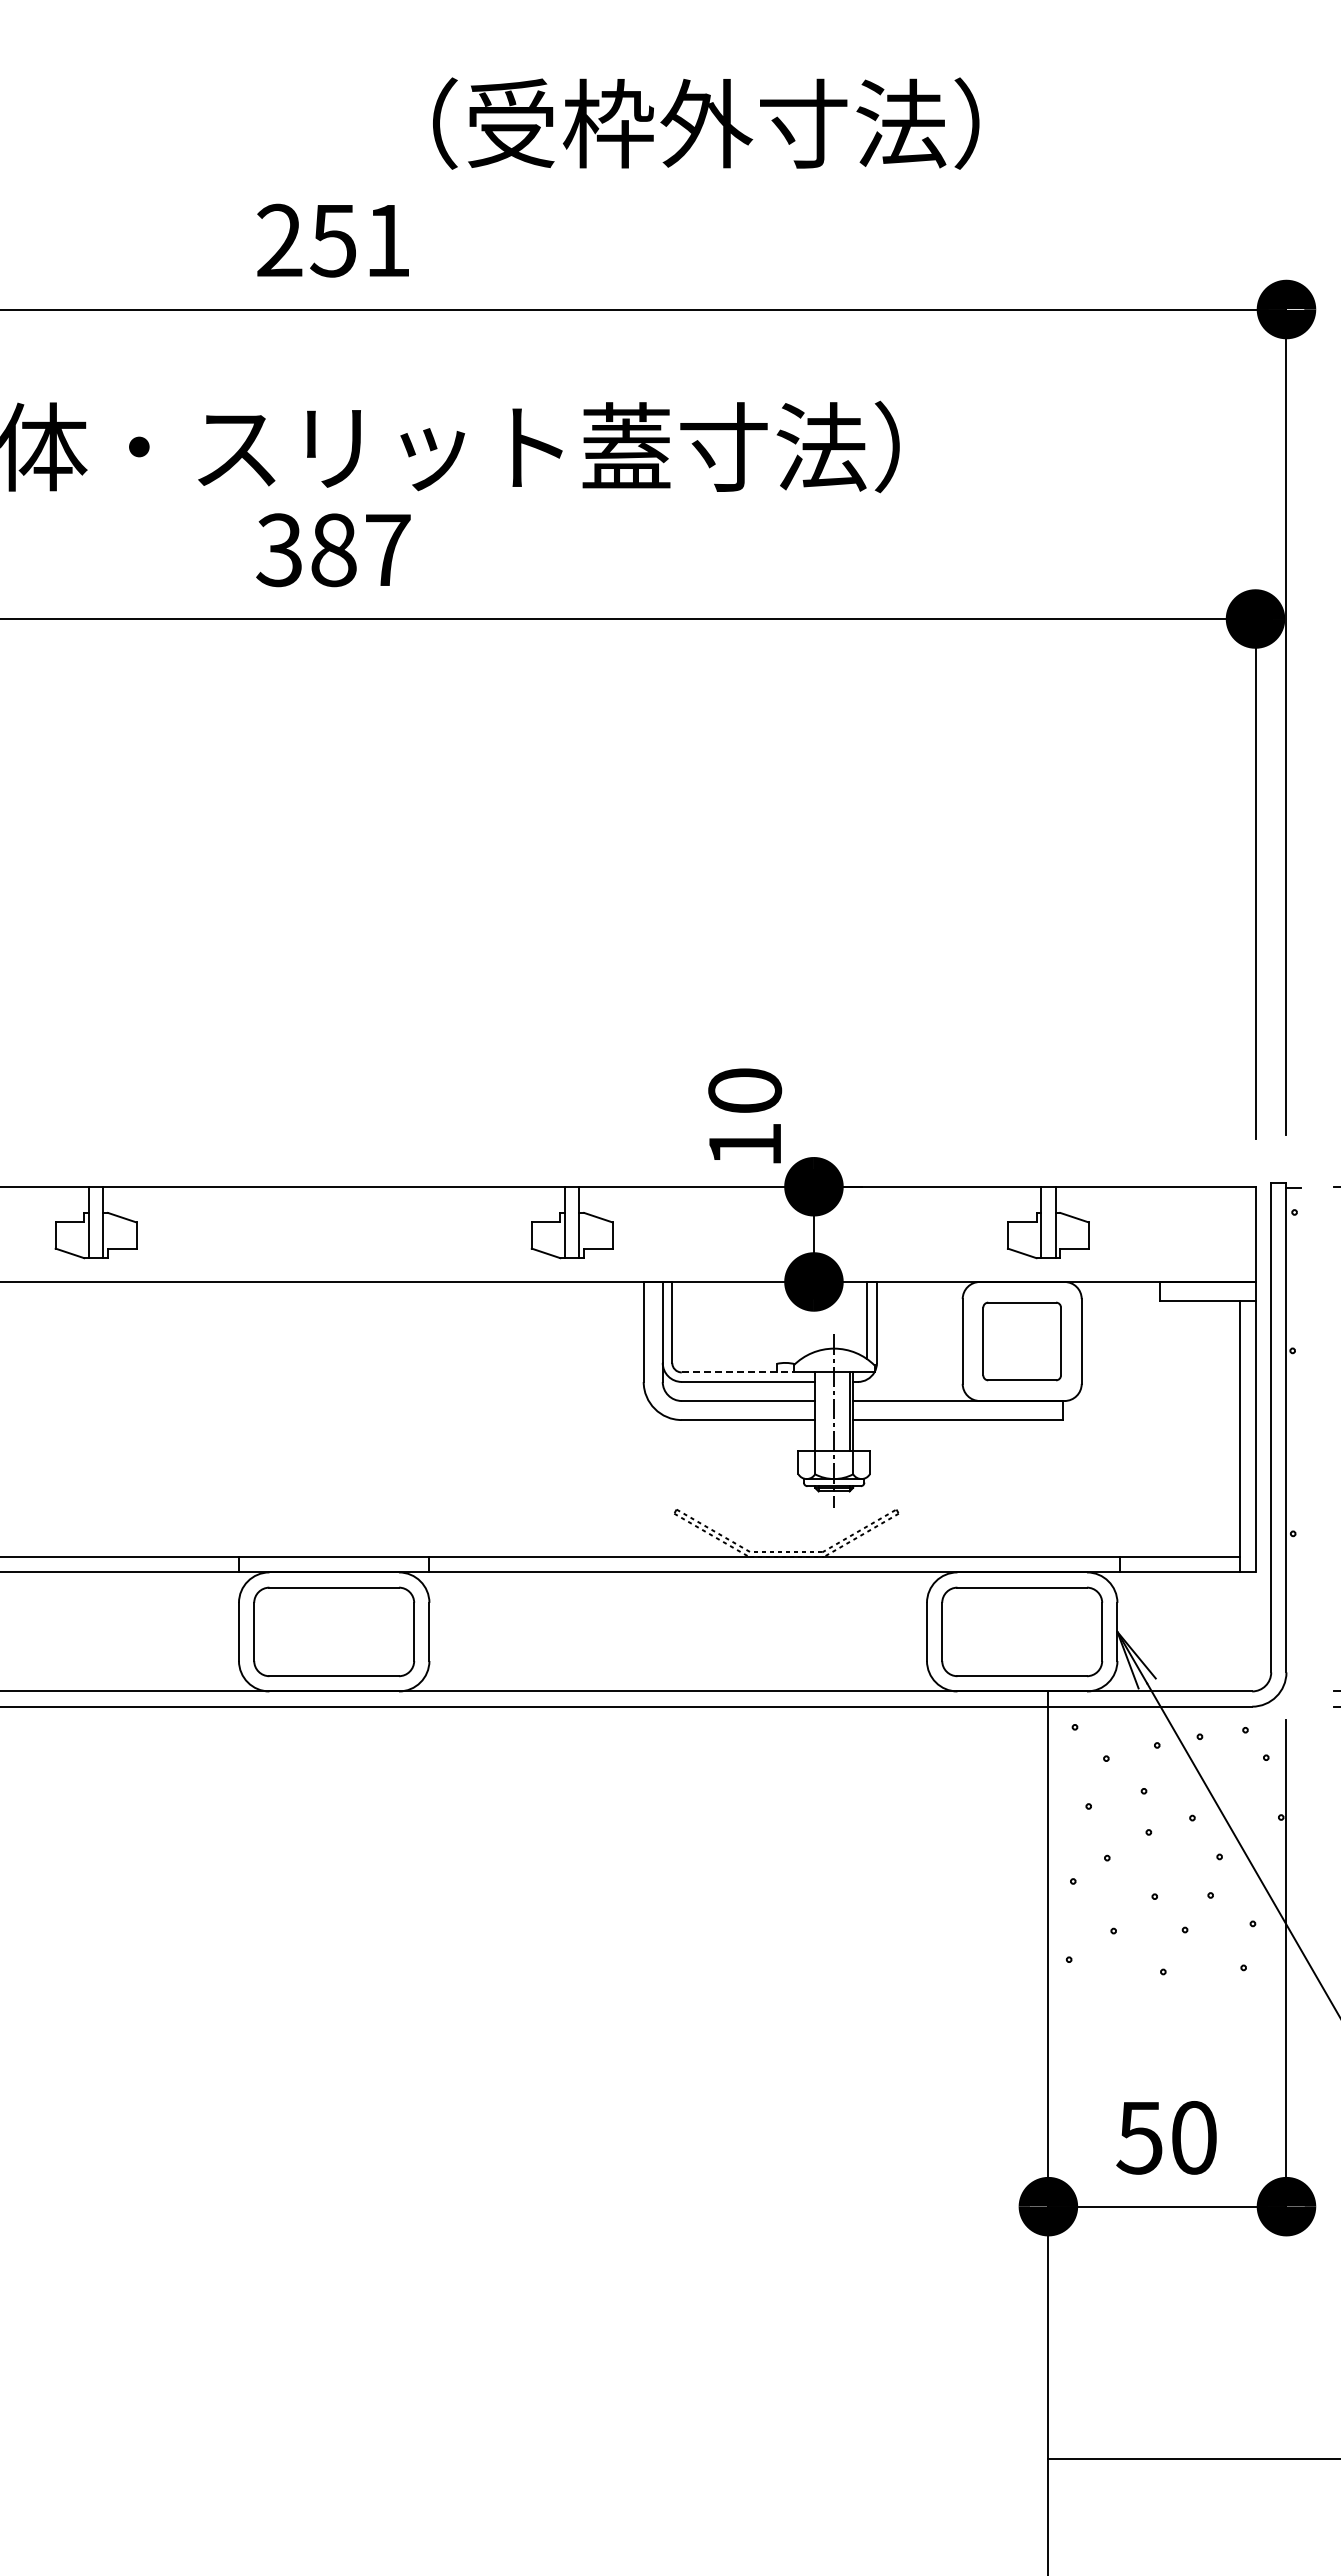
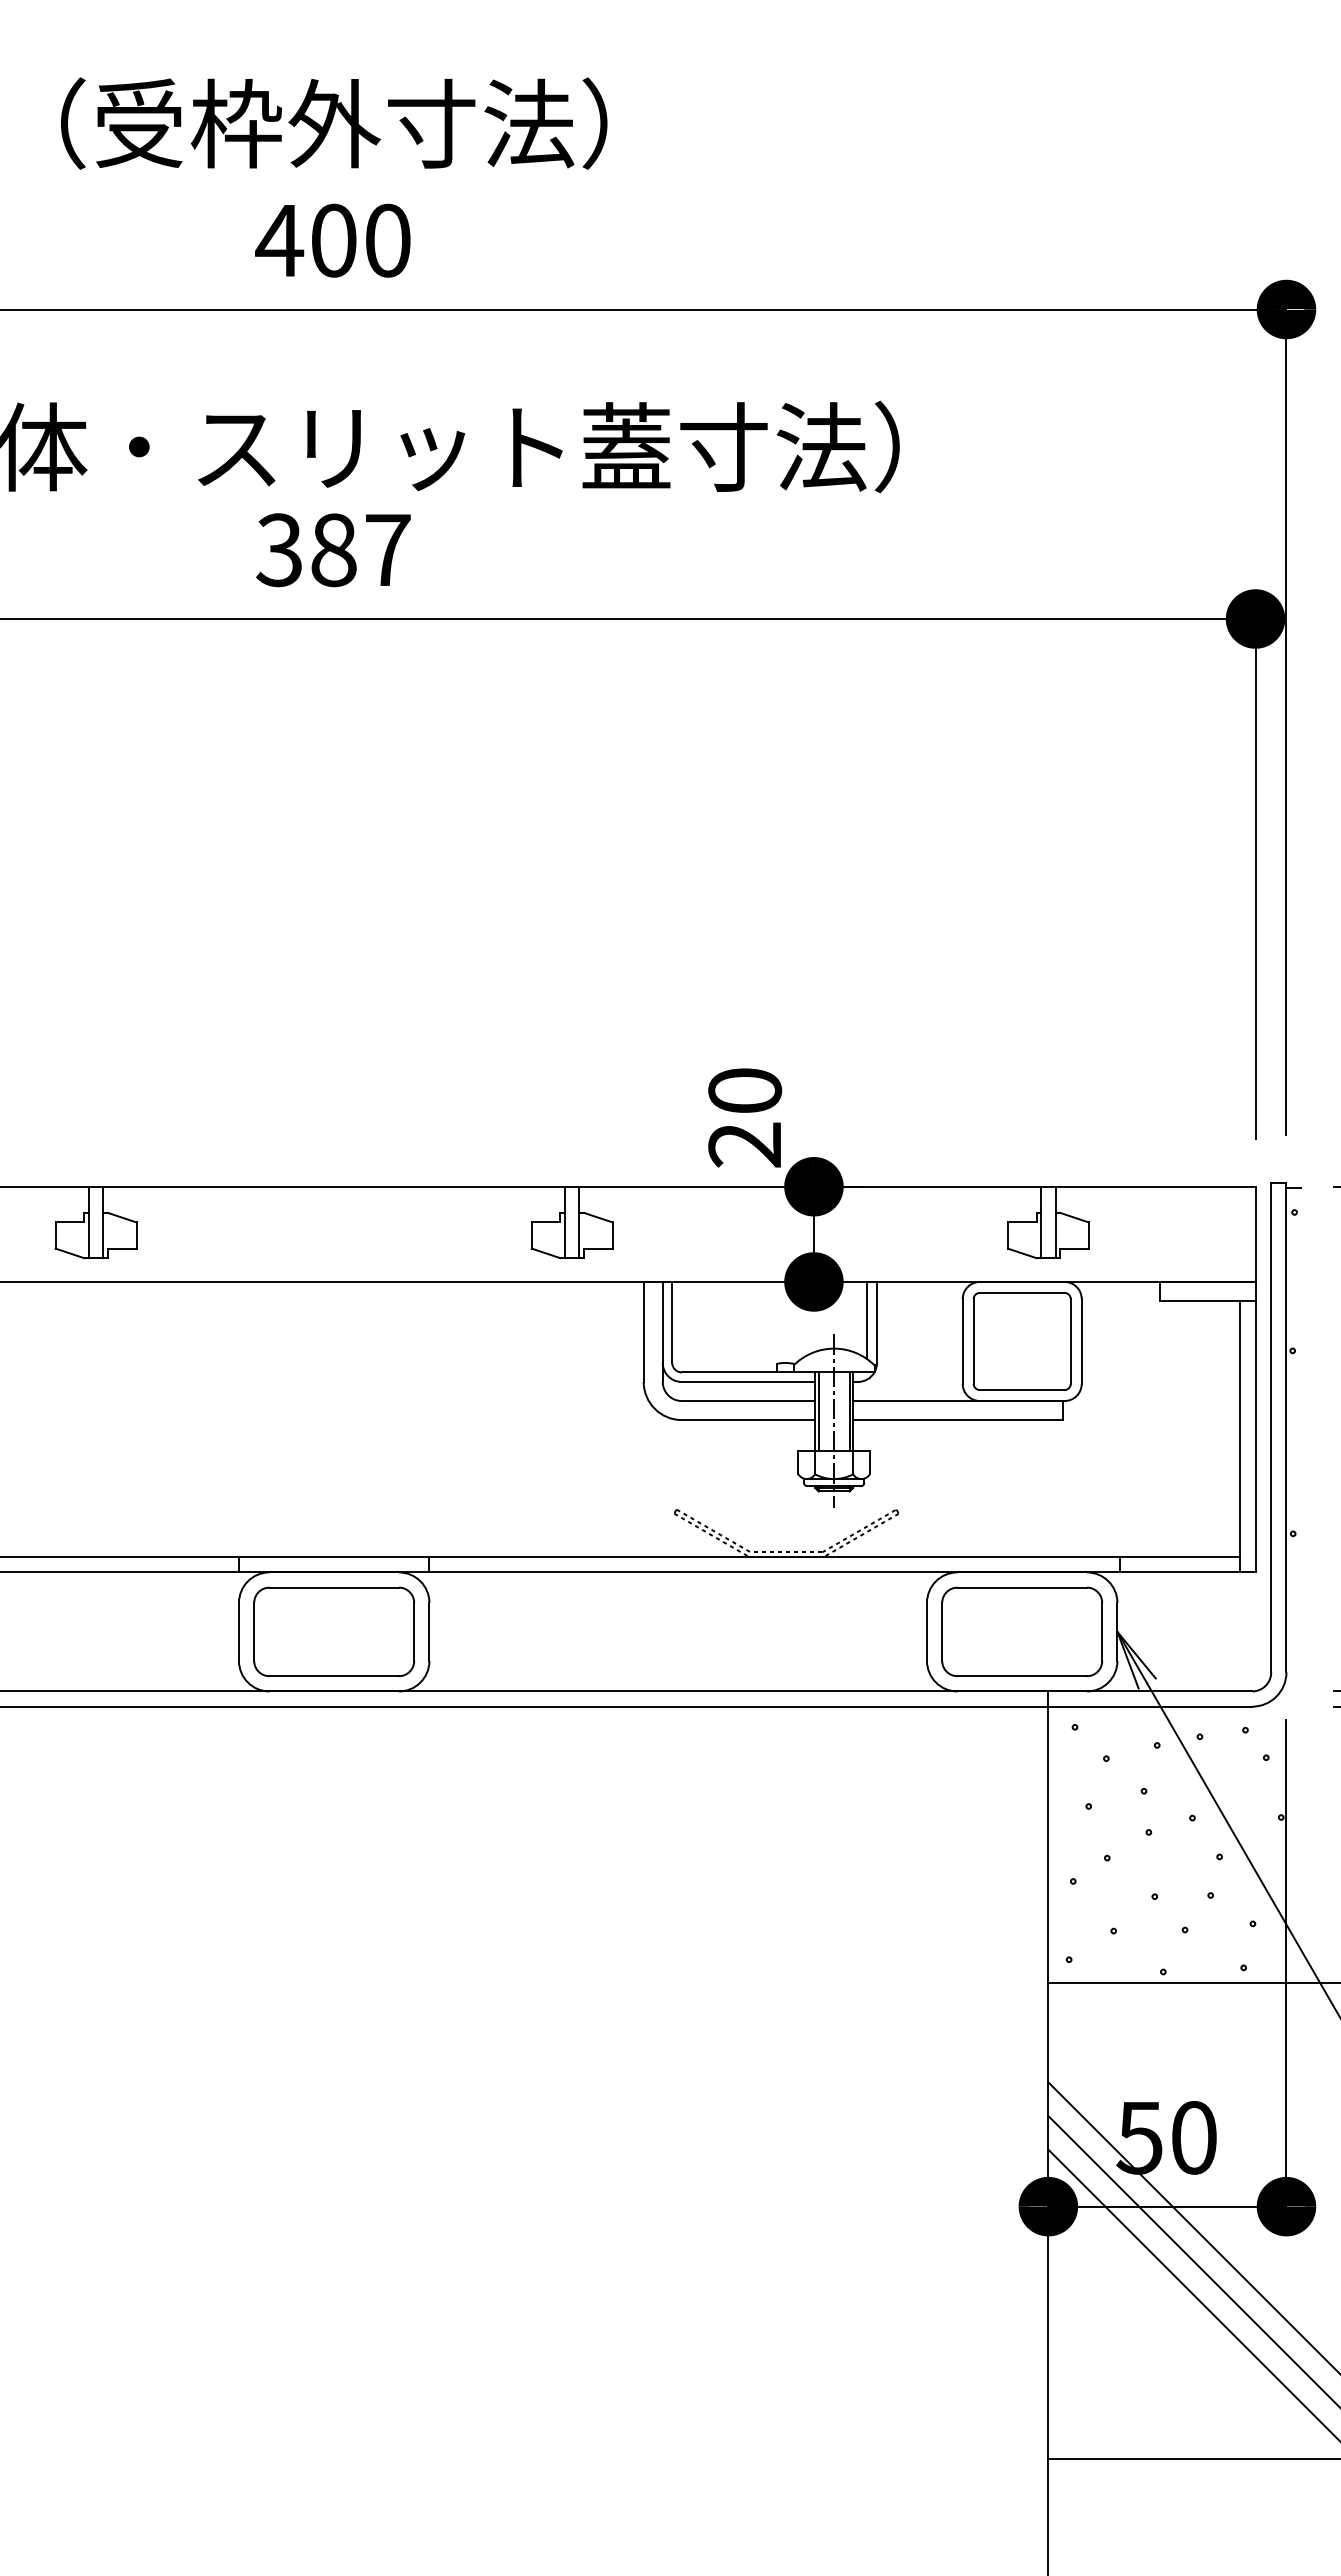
text position: (706, 123) -> (334, 123) (334, 123)
text: 251 -> 400 (332, 240)
text: 10 -> 20 (744, 1144)
part size: 80x81 px -> 100x99 px (1021, 1341)
line: dashed -> solid (738, 1372)
line: none -> present (818, 1411)
line: none -> present (1192, 1982)
line: none -> present (1192, 2226)
line: none -> present (1192, 2260)
line: none -> present (1192, 2294)
